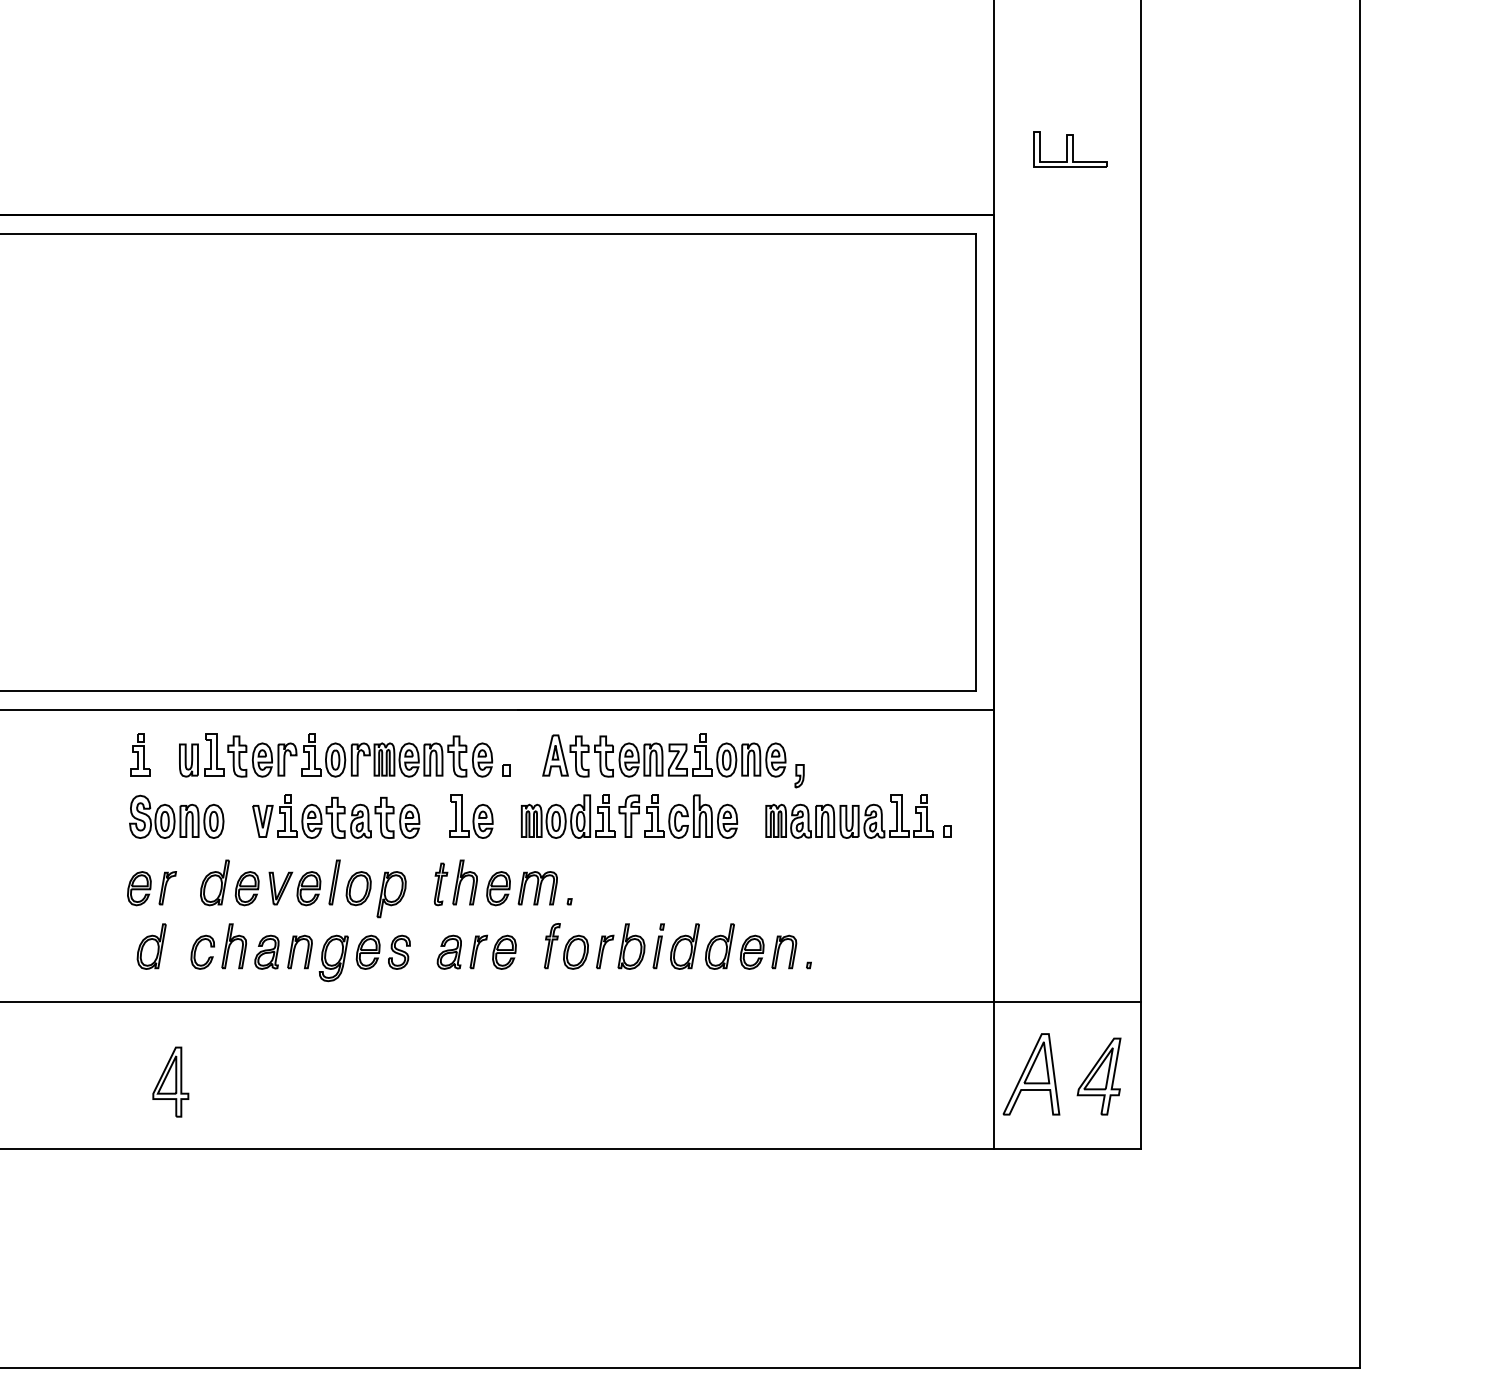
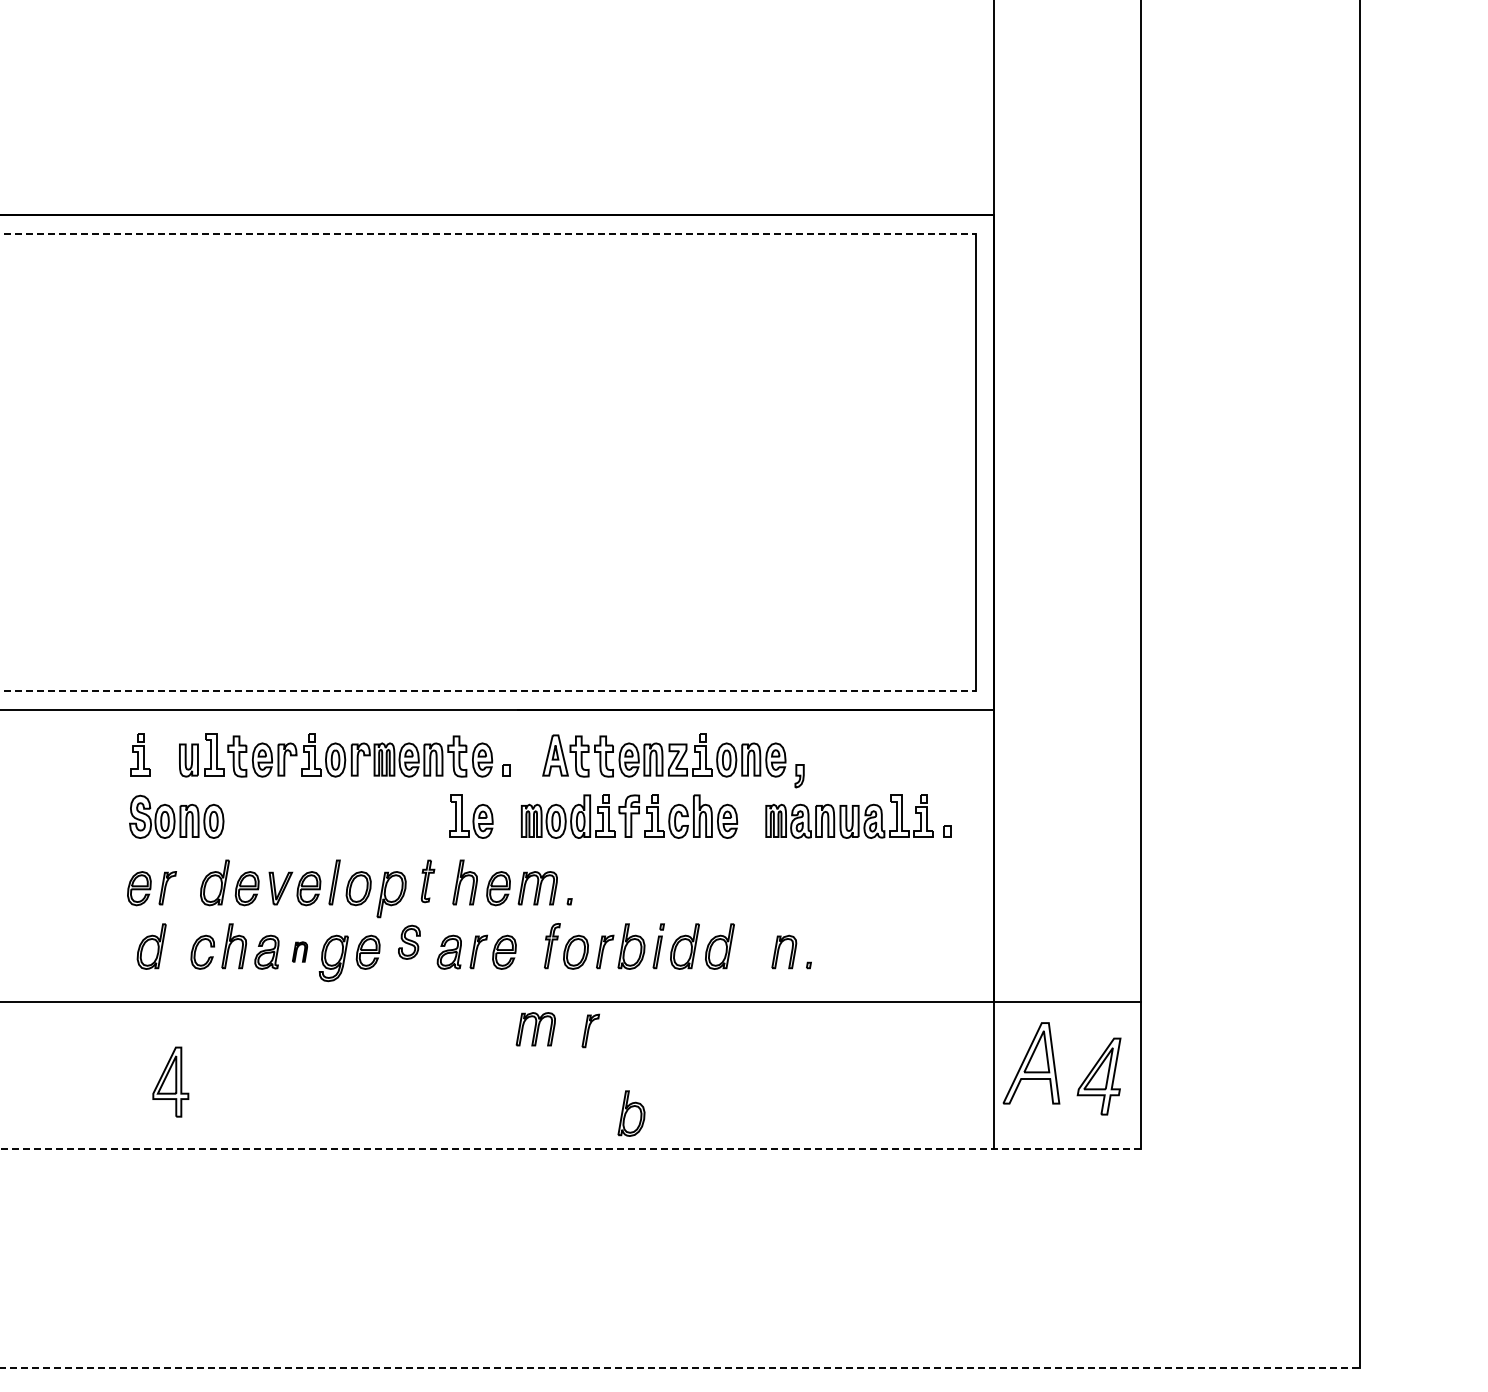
part: present -> none (1070, 149)
line: solid -> dashed (488, 233)
line: solid -> dashed (488, 691)
part: present -> none (336, 816)
part position: (440, 884) -> (427, 881) (427, 881)
part size: 26x36 px -> 17x22 px (300, 951)
part position: (399, 951) -> (409, 941) (409, 941)
part: present -> none (751, 951)
part: none -> present (535, 1029)
part: none -> present (590, 1030)
part position: (1031, 1074) -> (1031, 1063) (1031, 1063)
part: none -> present (631, 1113)
line: solid -> dashed (570, 1148)
line: solid -> dashed (681, 1368)
